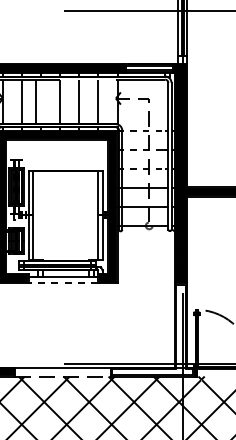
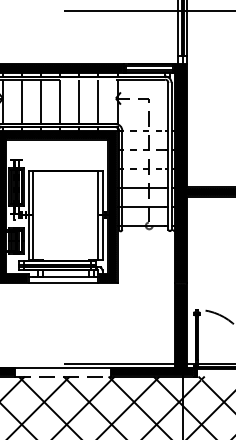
line position: (36, 101) -> (41, 101) (41, 101)
line: dashed -> solid (63, 283)
hatch: none -> present (152, 329)
